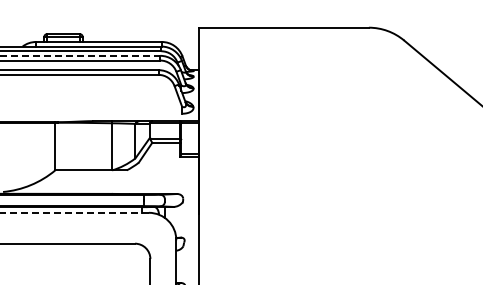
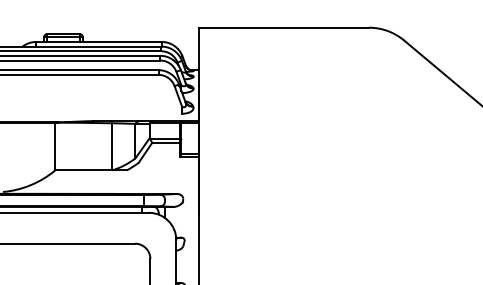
line: dashed -> solid (80, 55)
line: dashed -> solid (74, 212)
